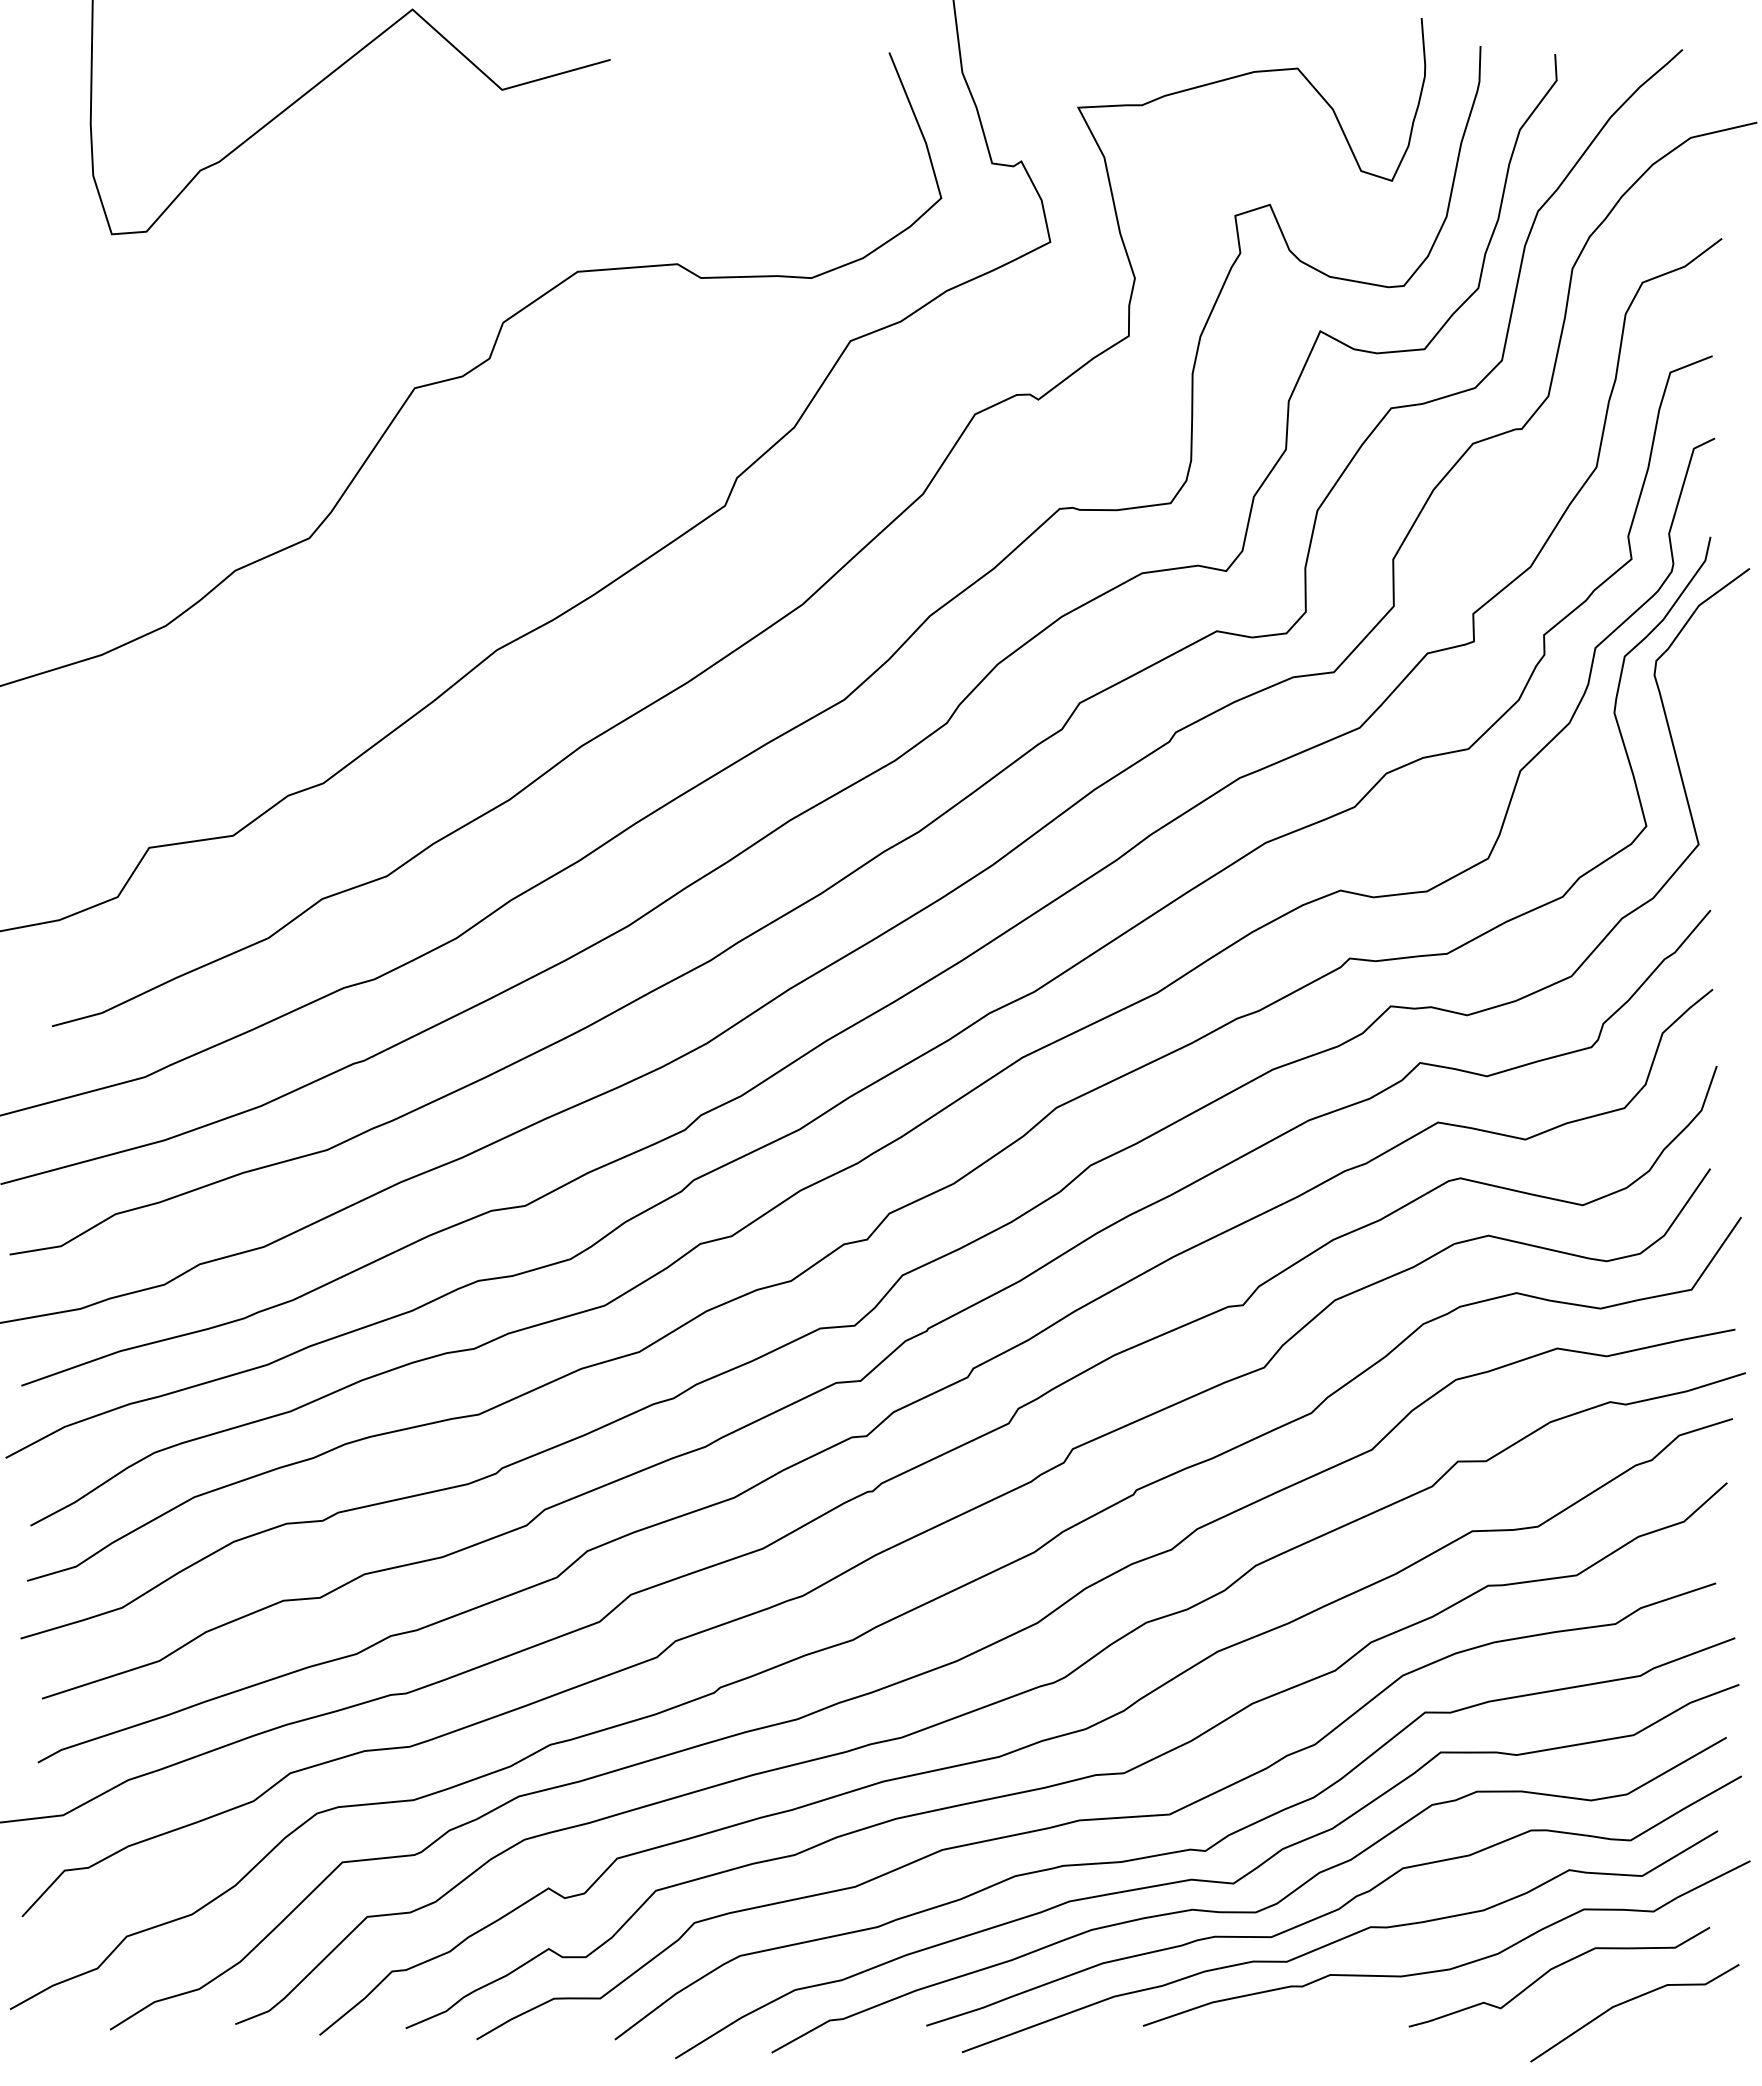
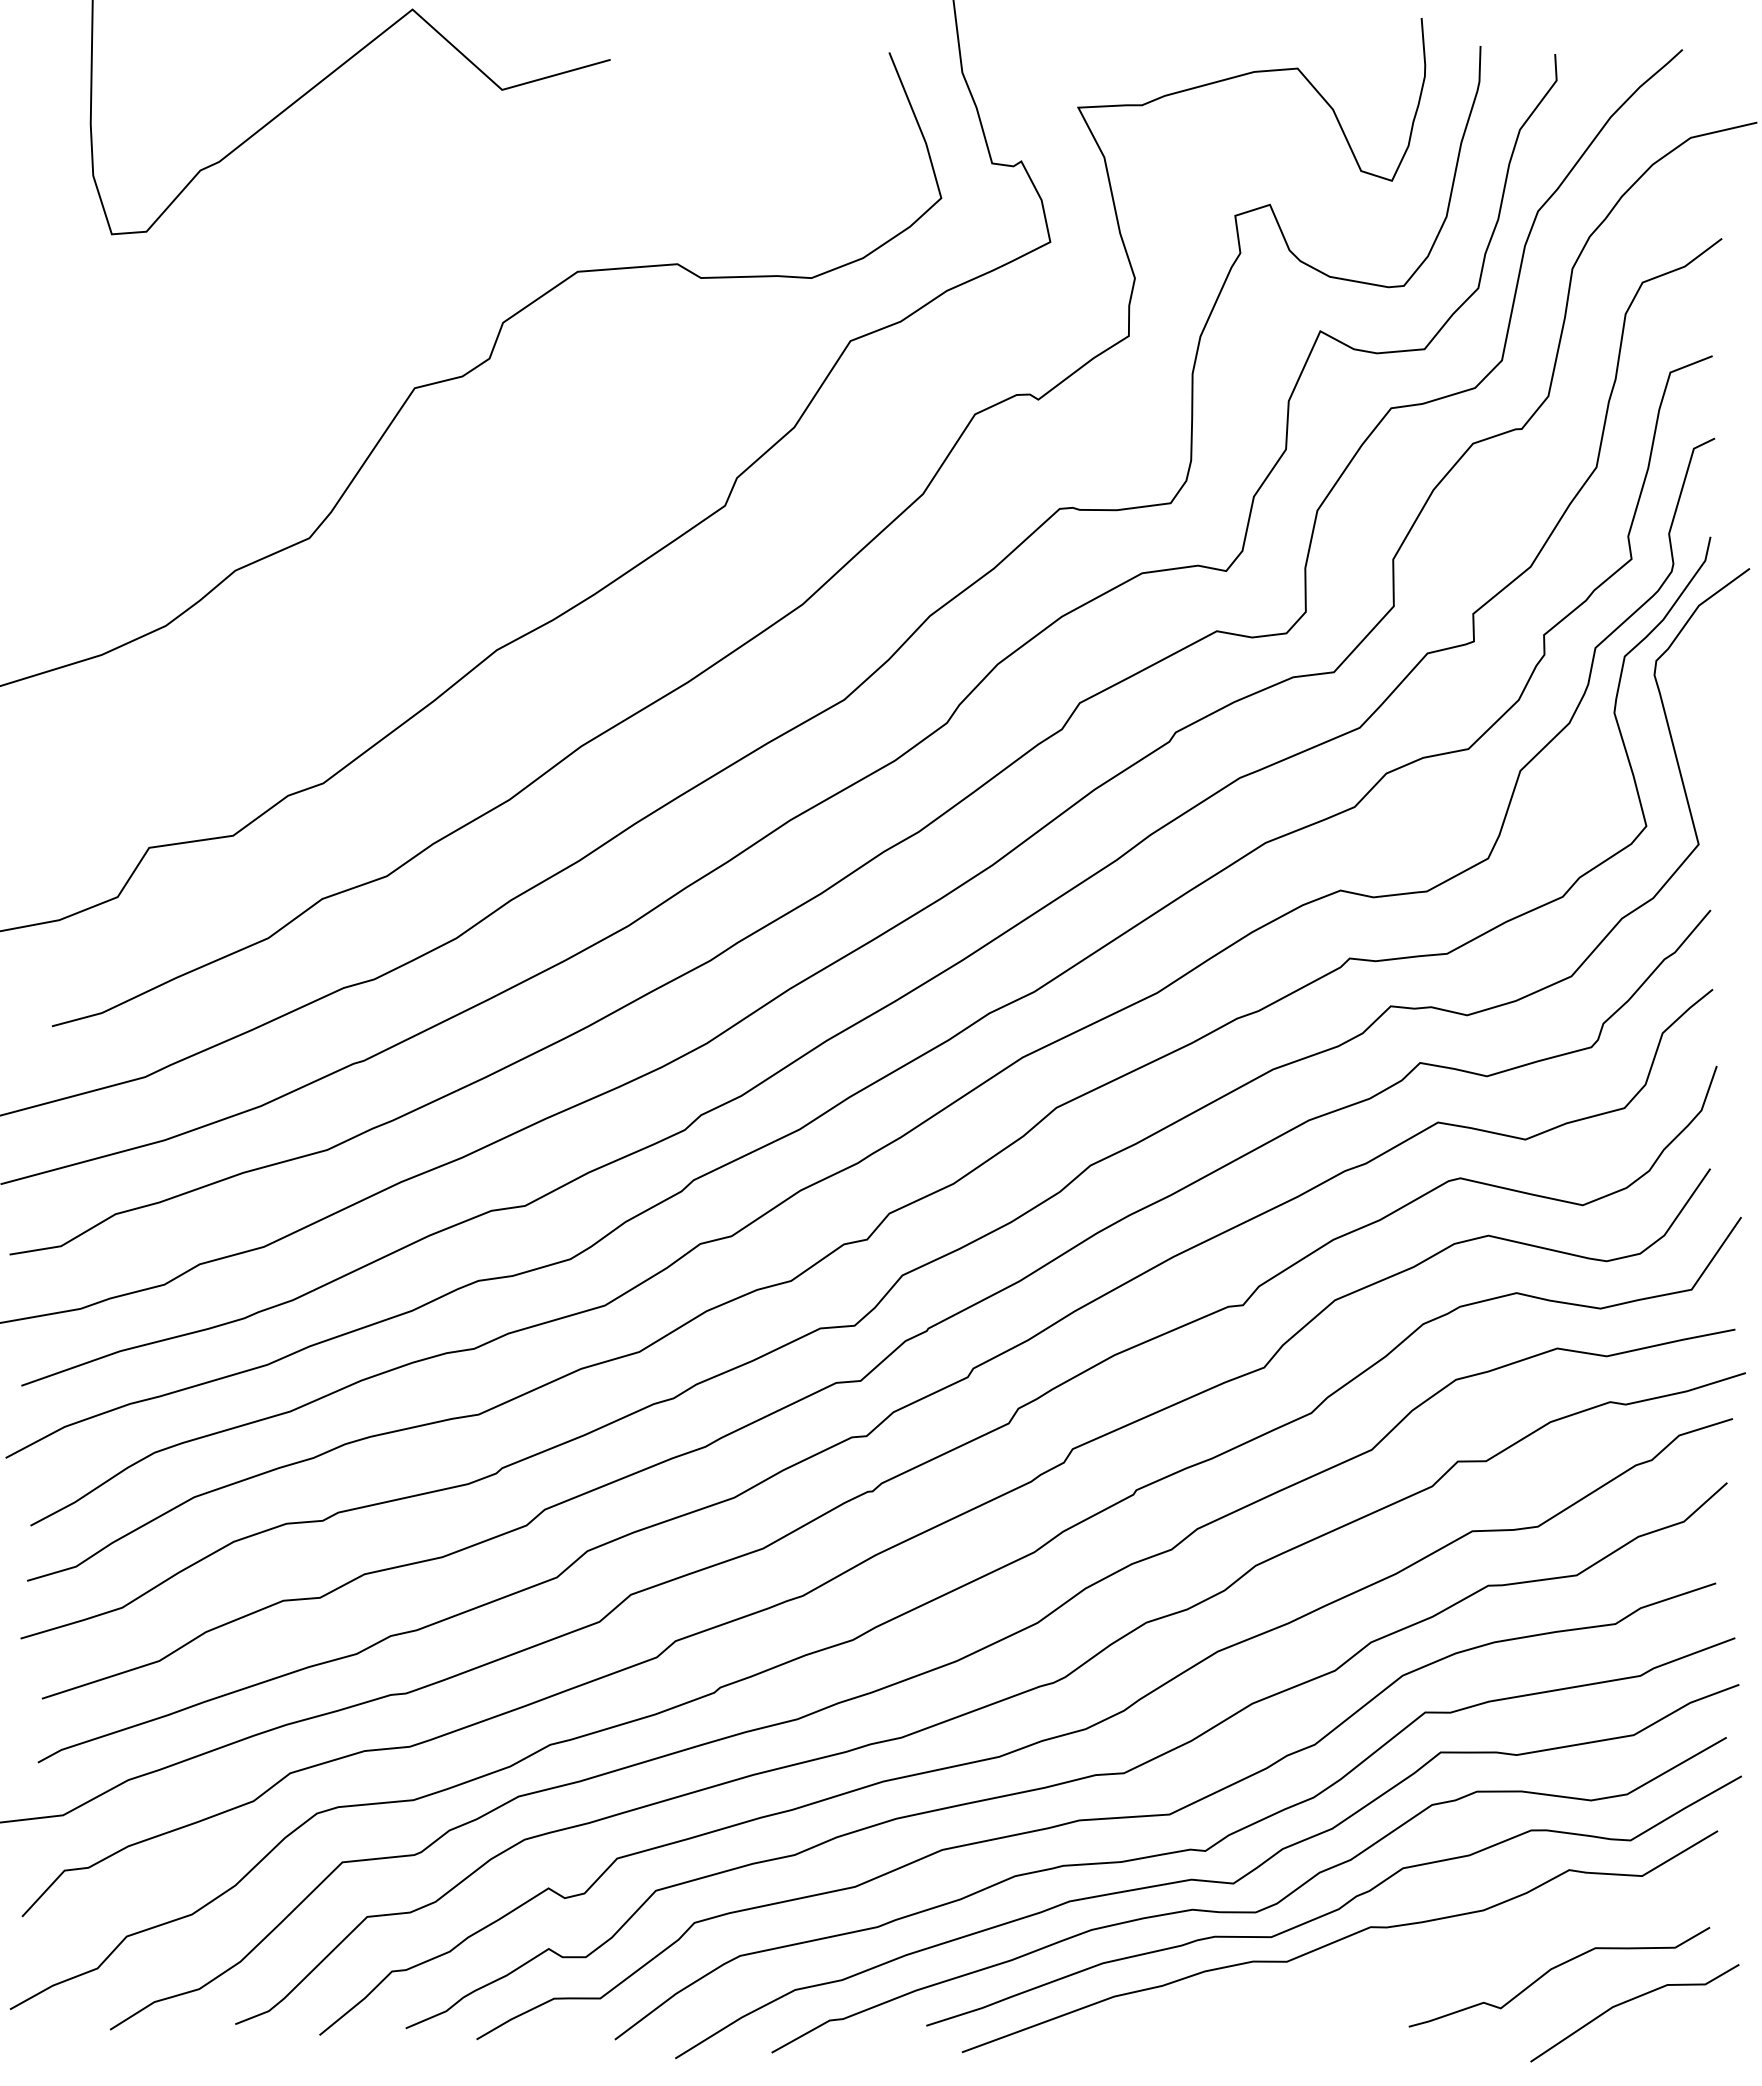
curve: present -> none (1451, 1967)
